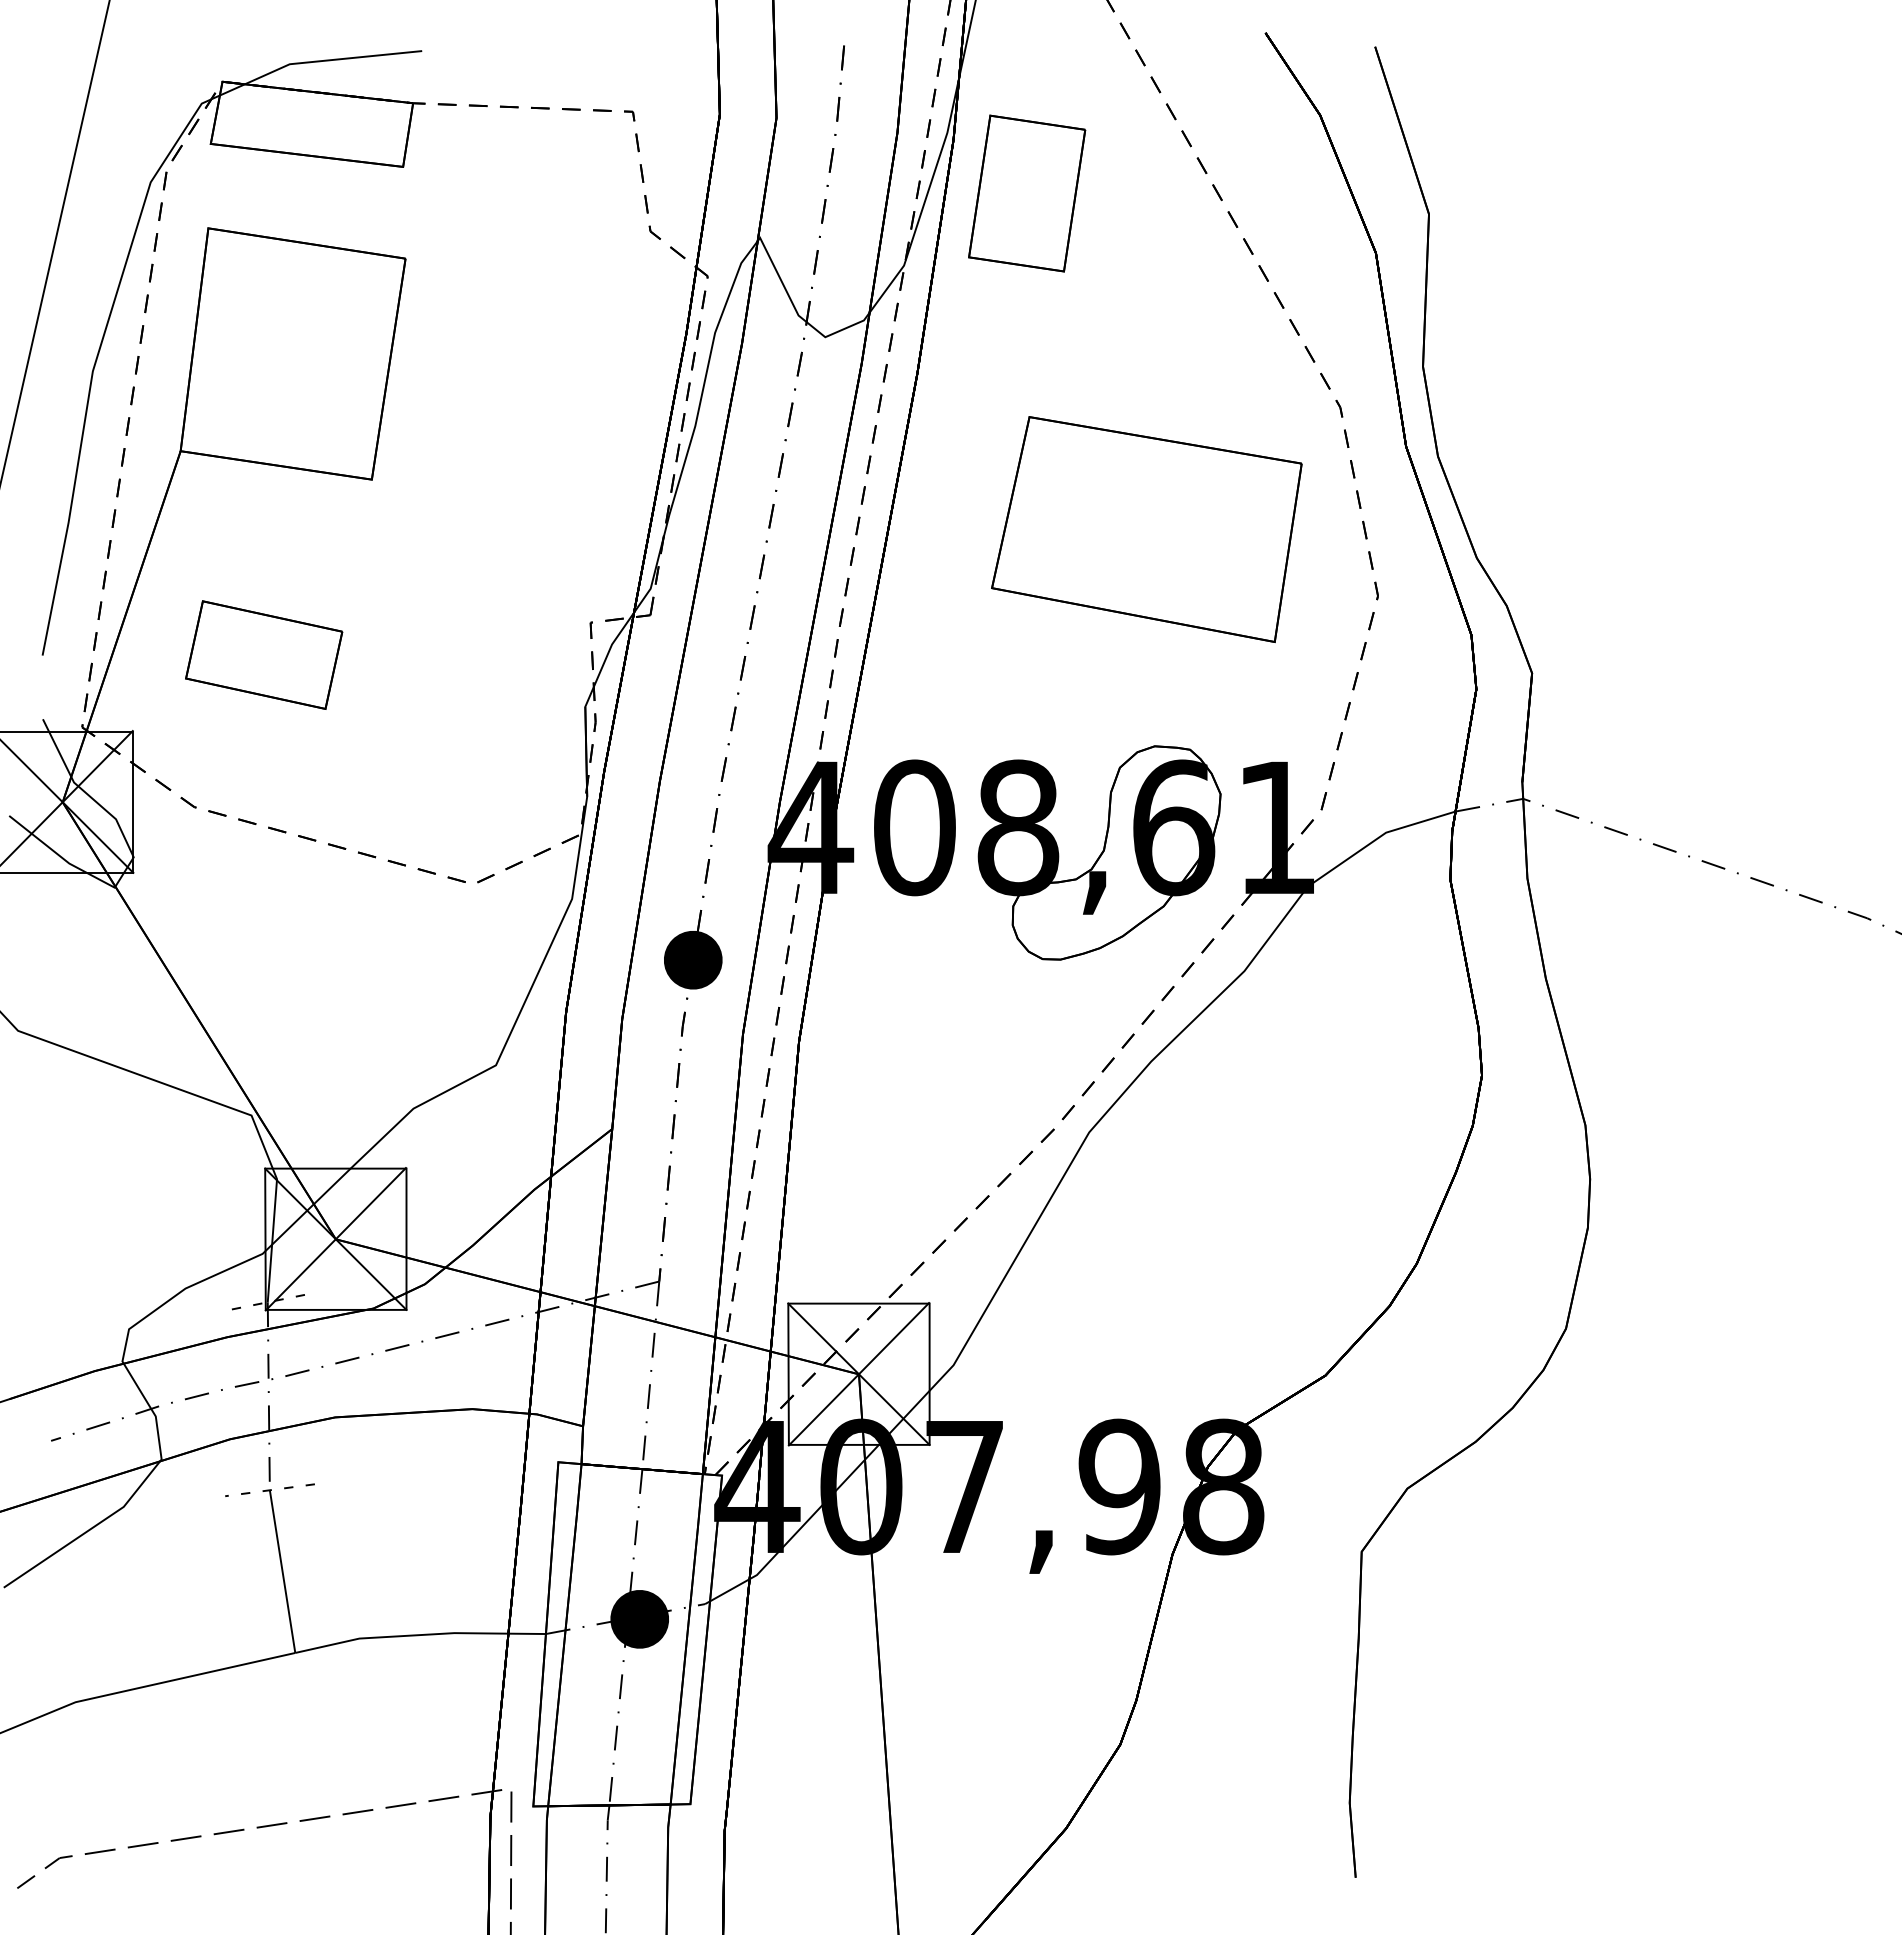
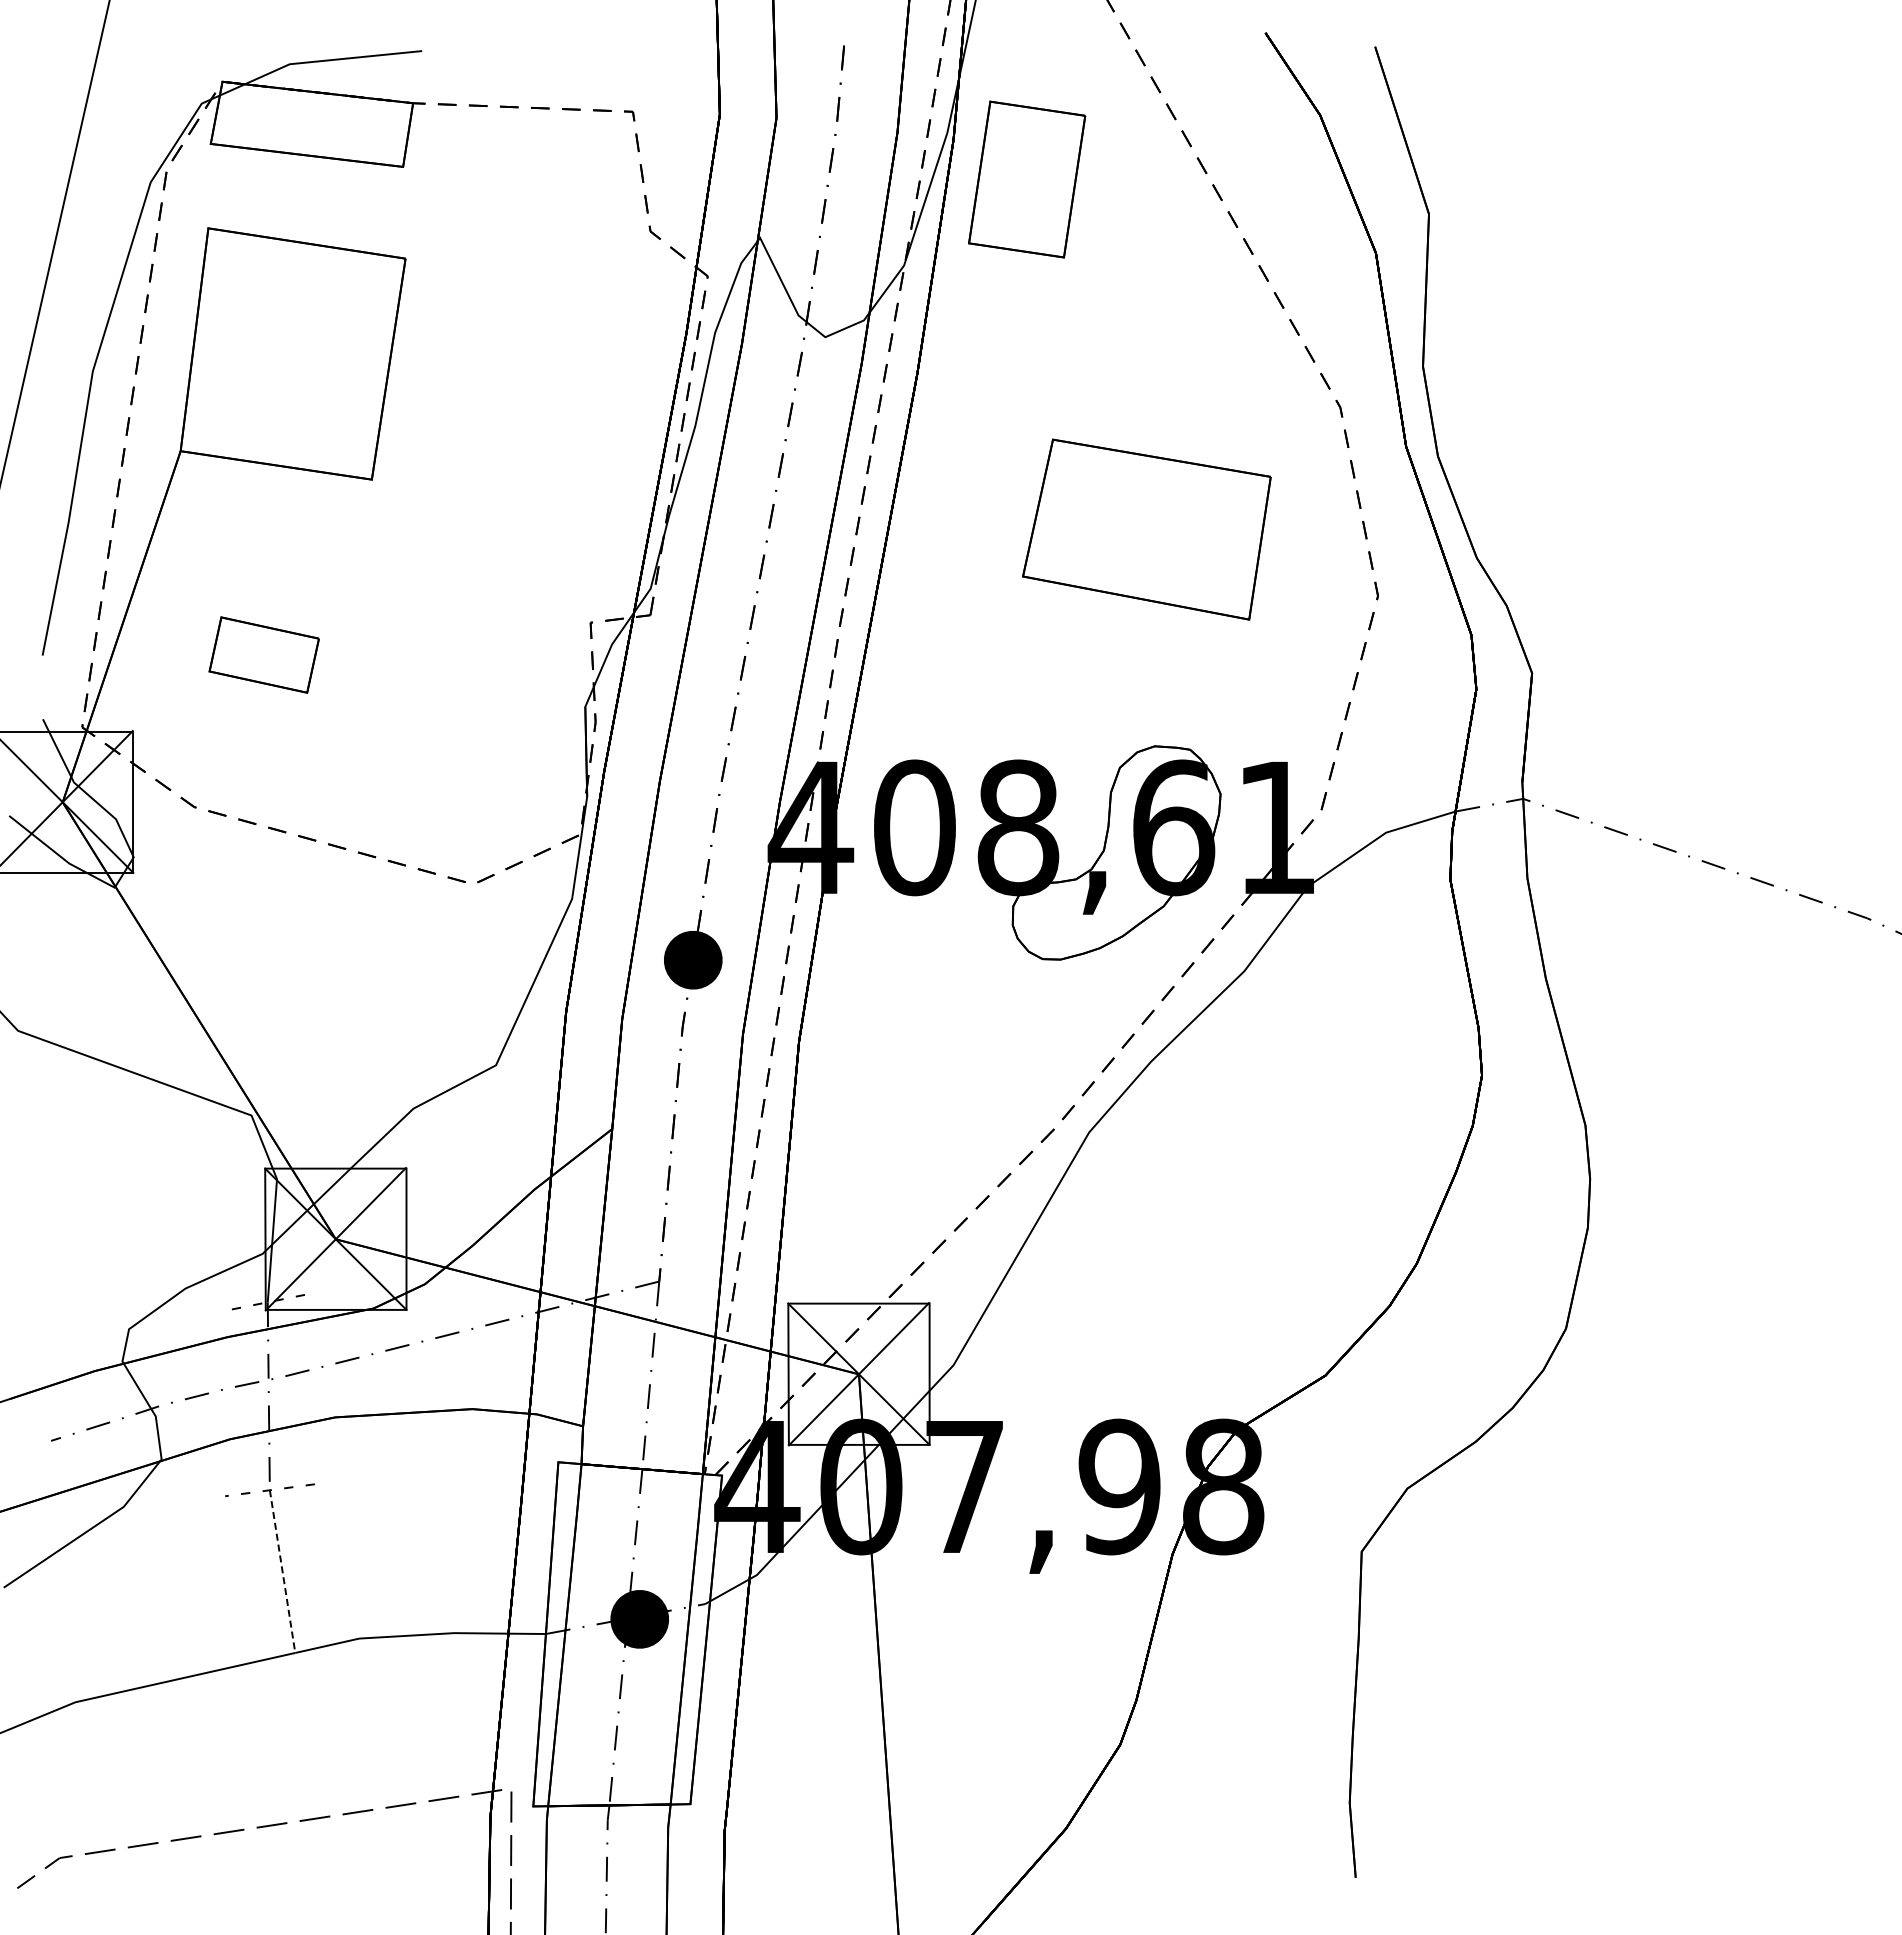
part position: (1027, 193) -> (1027, 179) (1027, 179)
part size: 312x228 px -> 250x183 px (1146, 529)
part size: 159x110 px -> 112x78 px (263, 654)
line: solid -> dashed (282, 1572)
